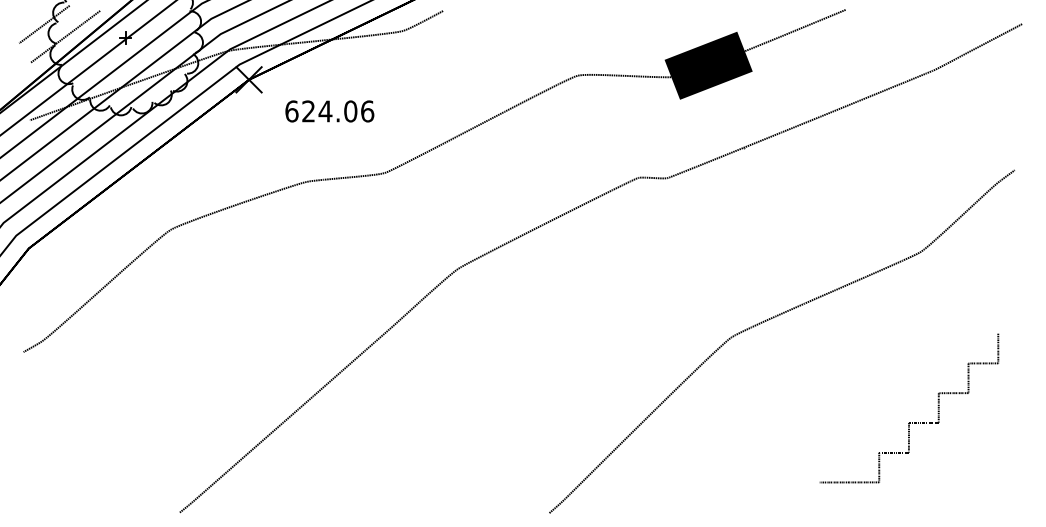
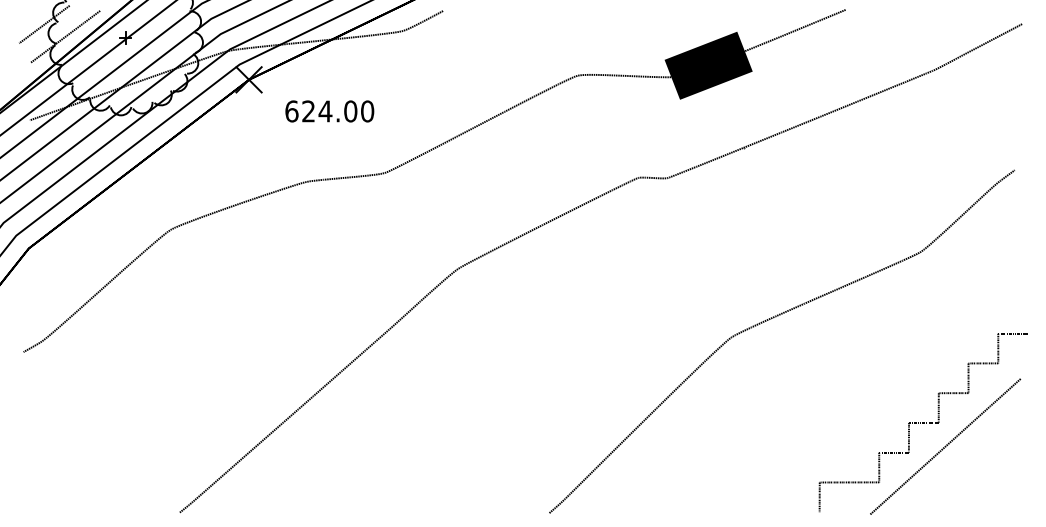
text: 624.06 -> 624.00 (367, 111)
line: none -> present (1012, 333)
line: none -> present (945, 446)
line: none -> present (819, 497)
